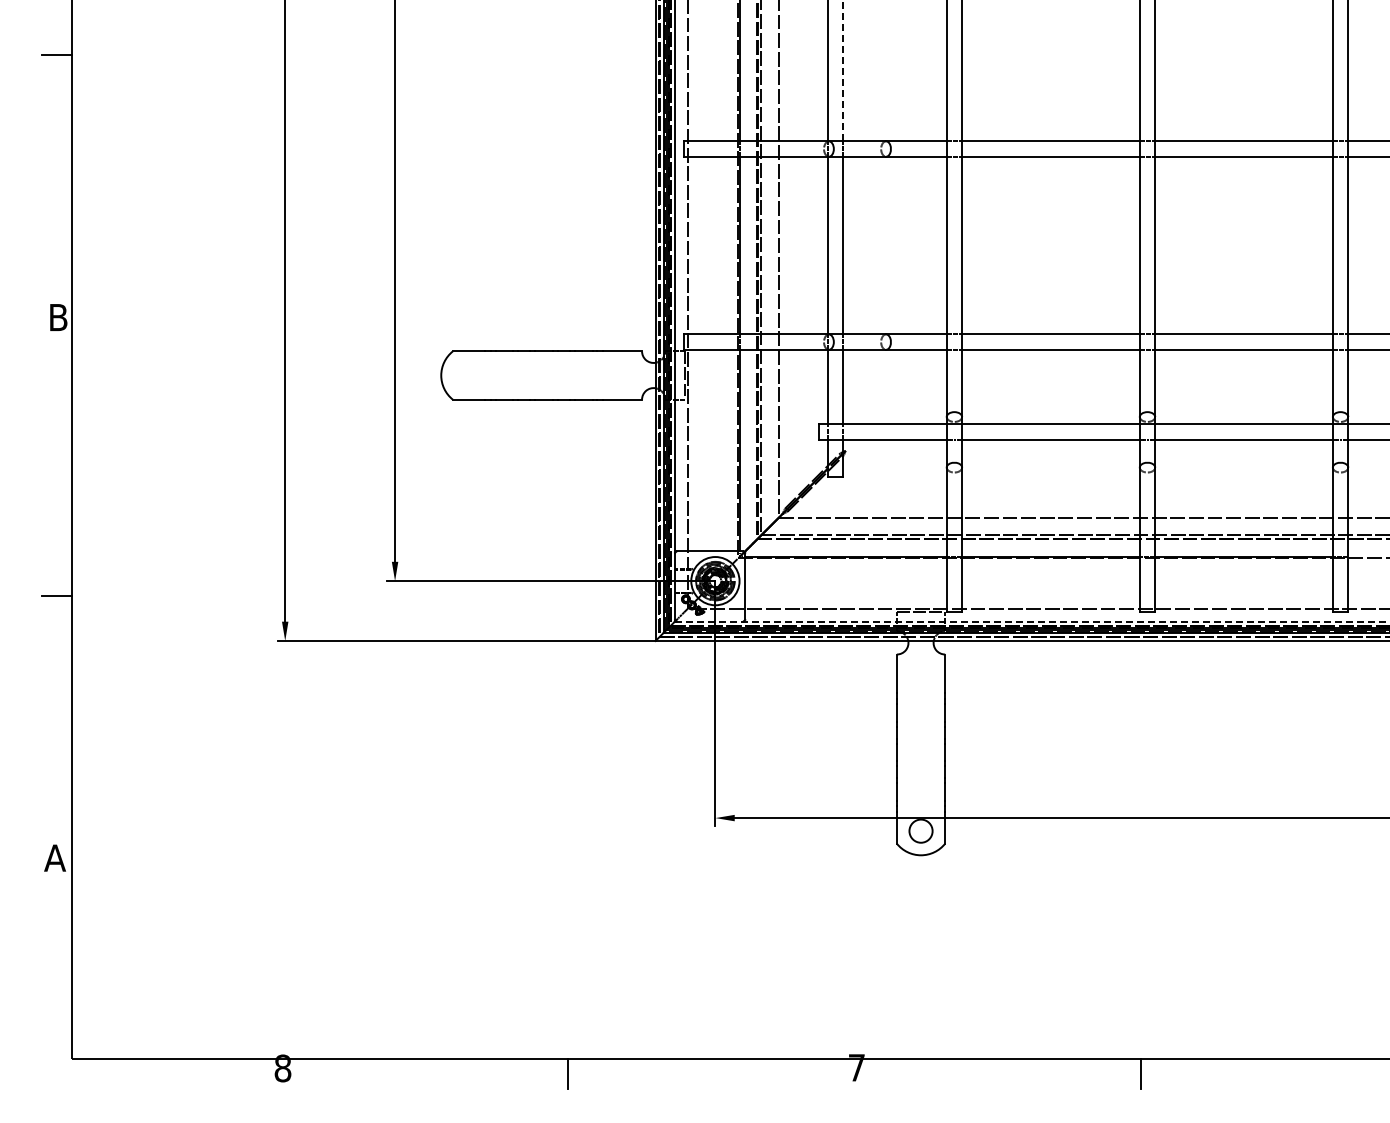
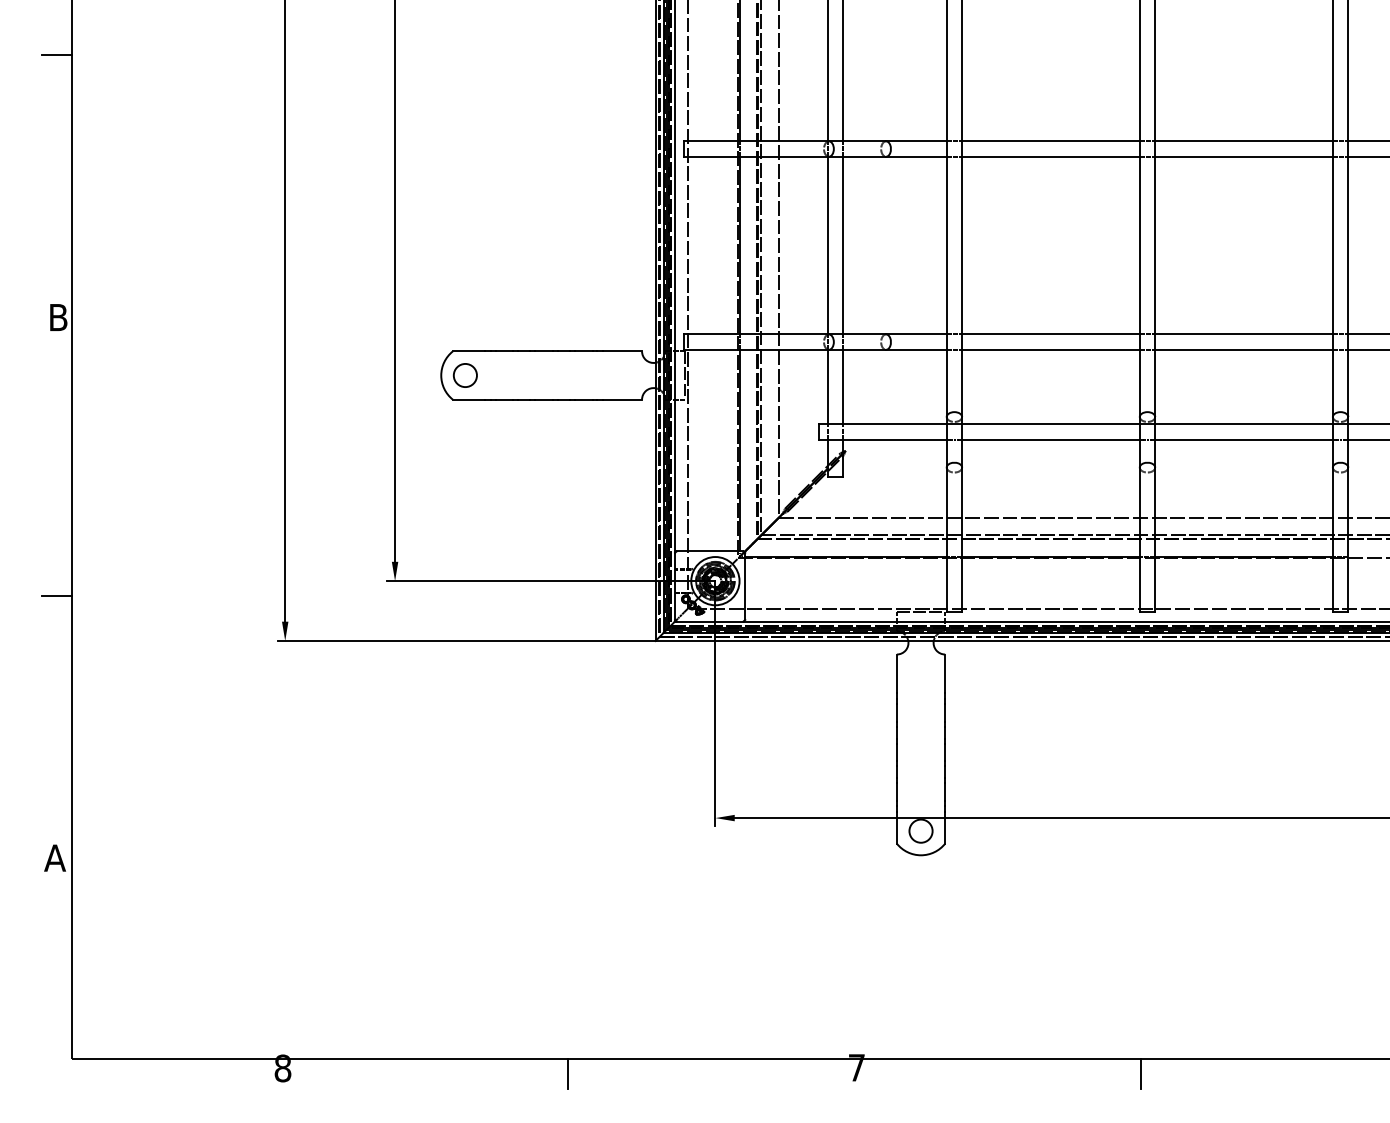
line: dashed -> solid (843, 70)
circle: none -> present (464, 375)
line: dashed -> solid (1032, 621)
